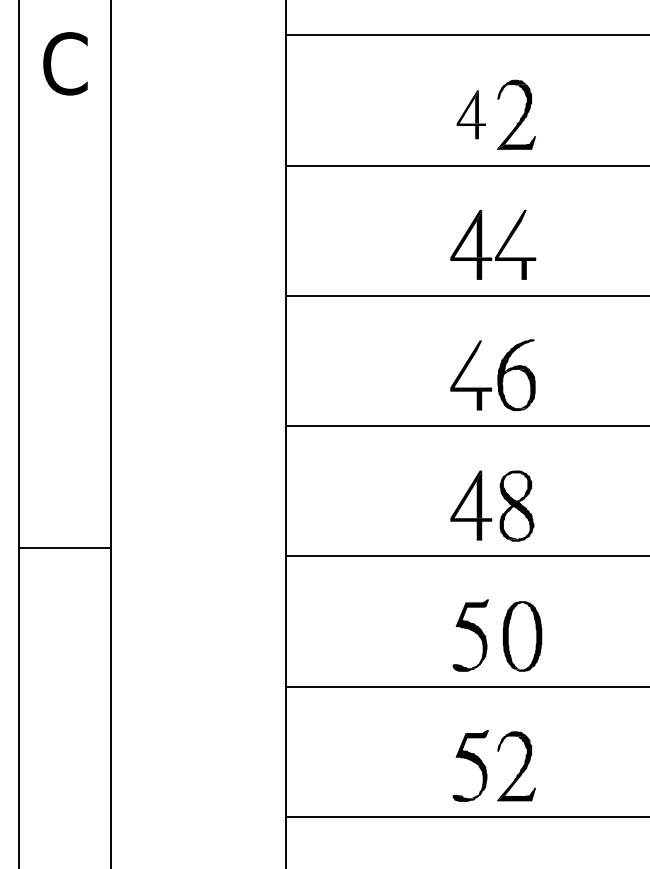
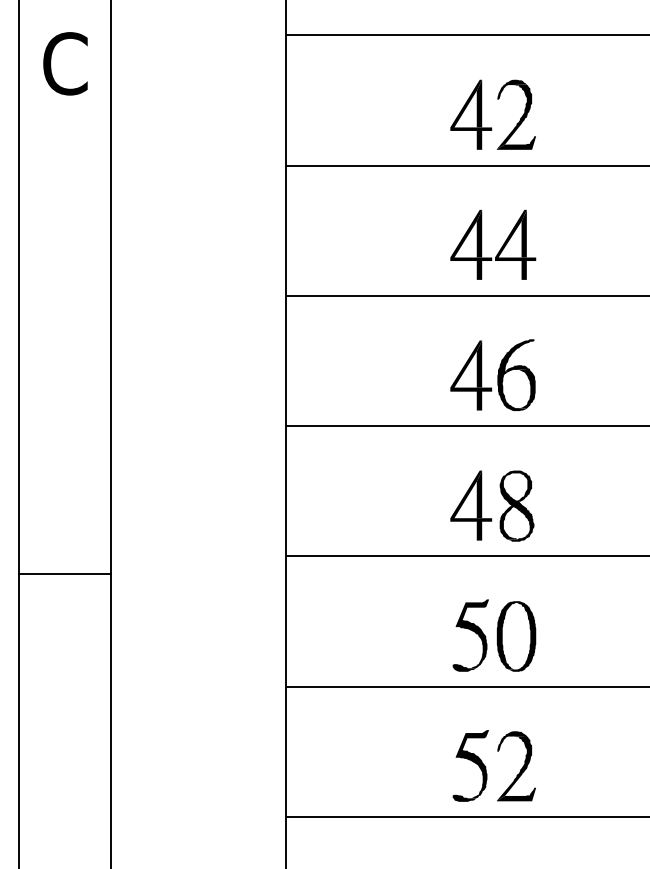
part size: 30x50 px -> 43x71 px (471, 114)
fill: none -> present (512, 233)
fill: none -> present (468, 363)
line position: (65, 548) -> (65, 574) (65, 574)
part position: (522, 636) -> (516, 636) (516, 636)
